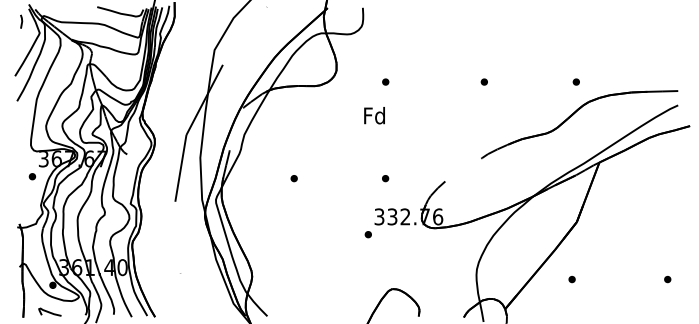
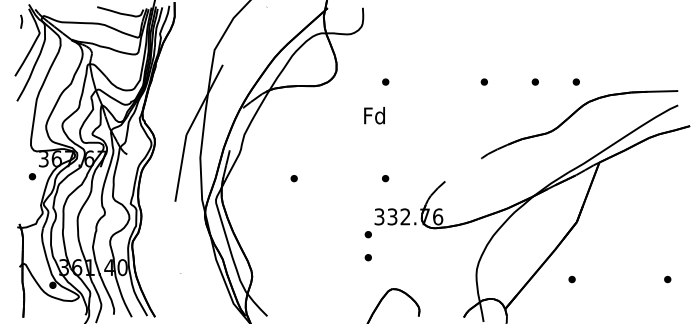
part: none -> present (534, 81)
part: none -> present (367, 257)
curve: present -> none (49, 311)
